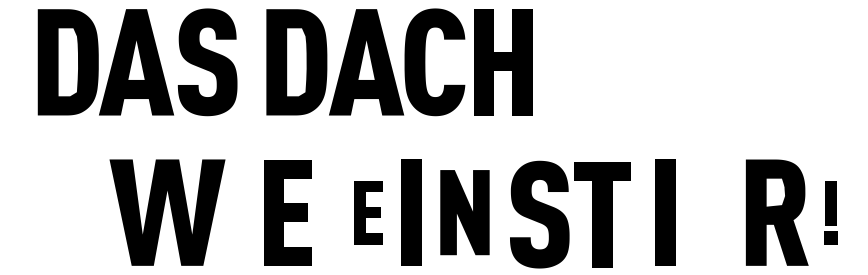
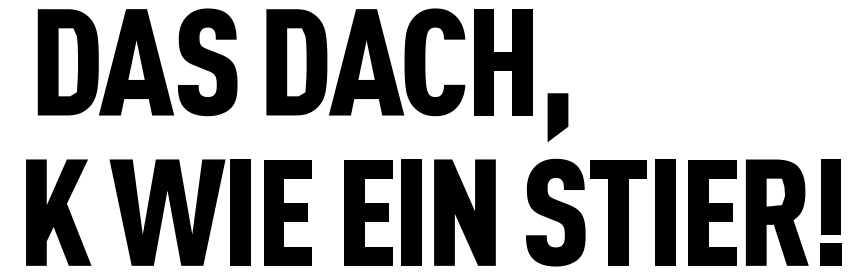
fill: none -> present (557, 117)
part: none -> present (58, 212)
fill: none -> present (240, 212)
part size: 29x64 px -> 49x106 px (368, 212)
part size: 50x86 px -> 62x107 px (464, 212)
fill: none -> present (712, 212)
part size: 14x64 px -> 22x107 px (830, 212)
part position: (570, 214) -> (586, 212) (586, 212)
